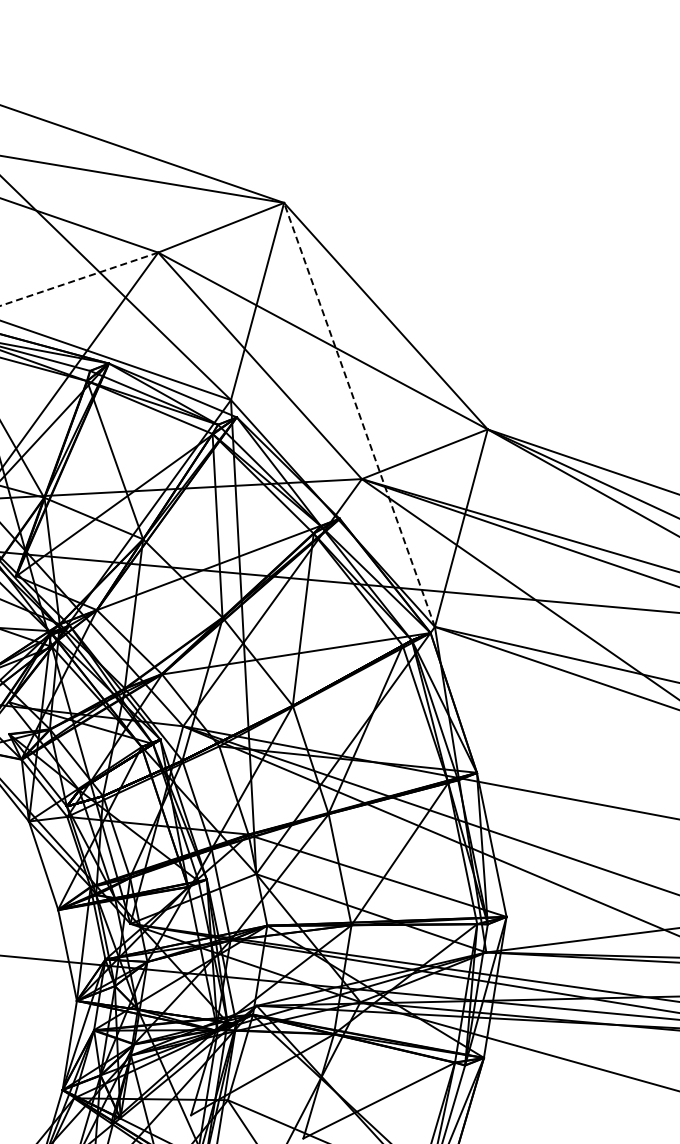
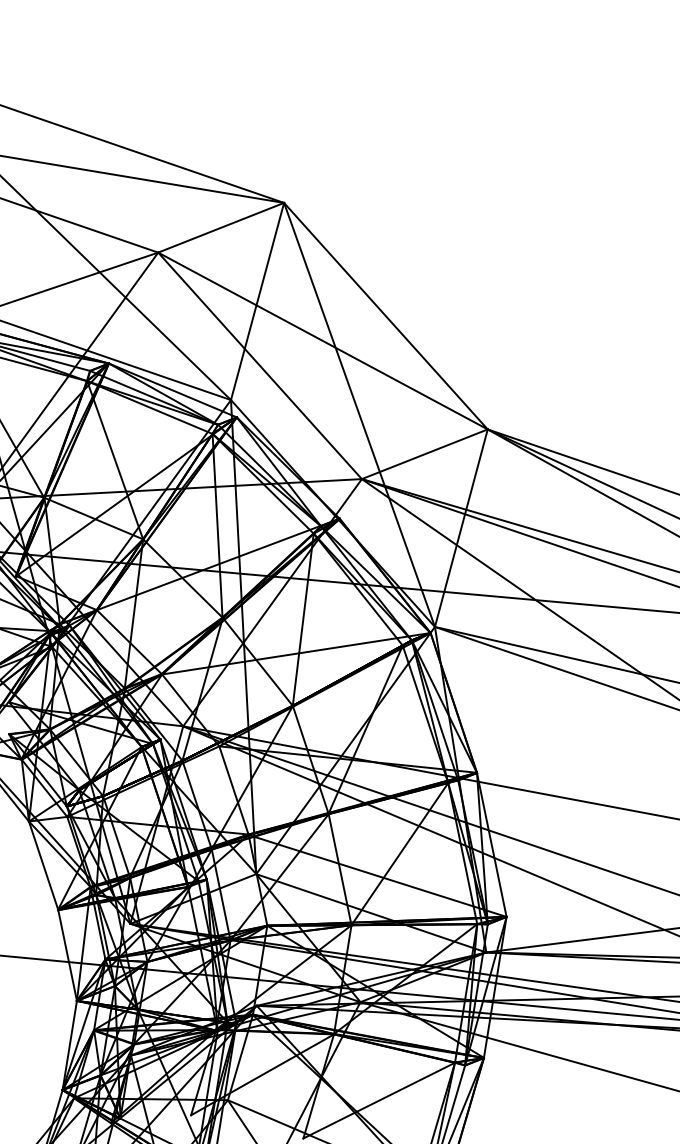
line: dashed -> solid (78, 279)
line: dashed -> solid (359, 414)
